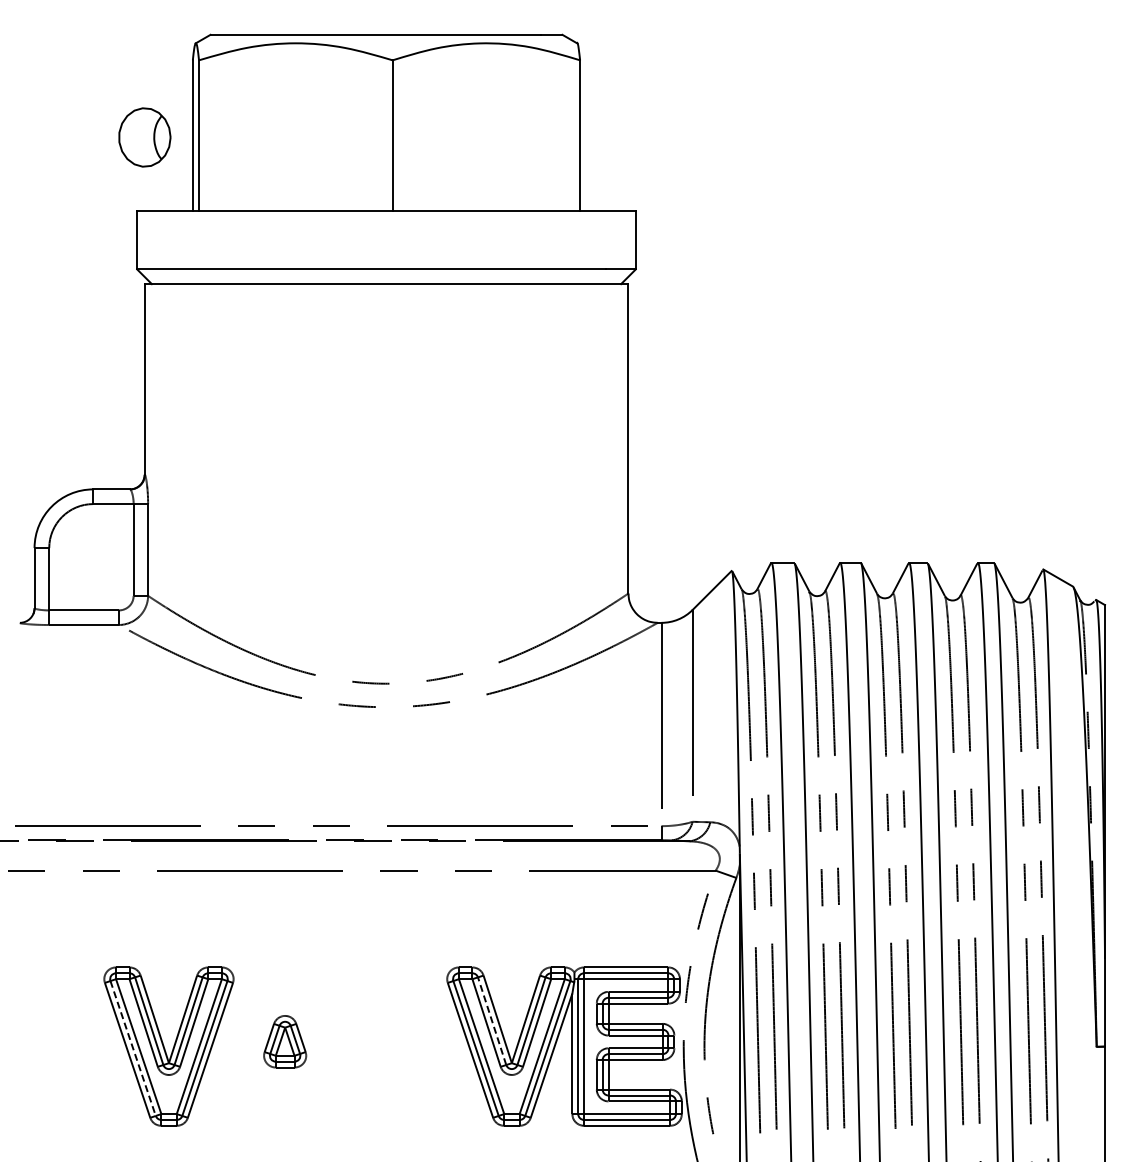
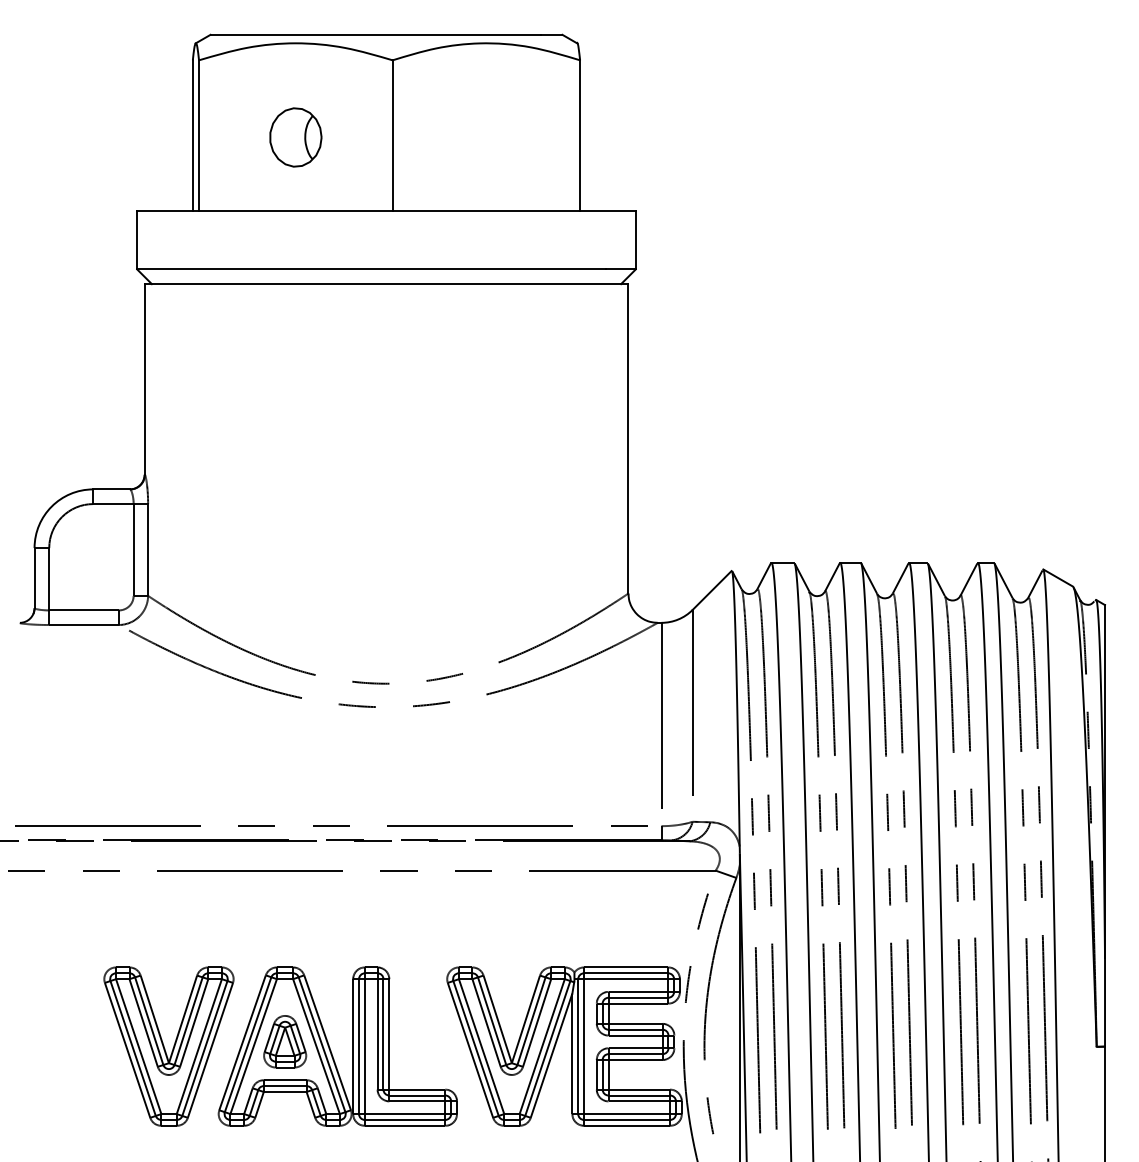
part position: (144, 137) -> (295, 137) (295, 137)
line: dashed -> solid (491, 1020)
part: none -> present (330, 1047)
line: dashed -> solid (133, 1048)
